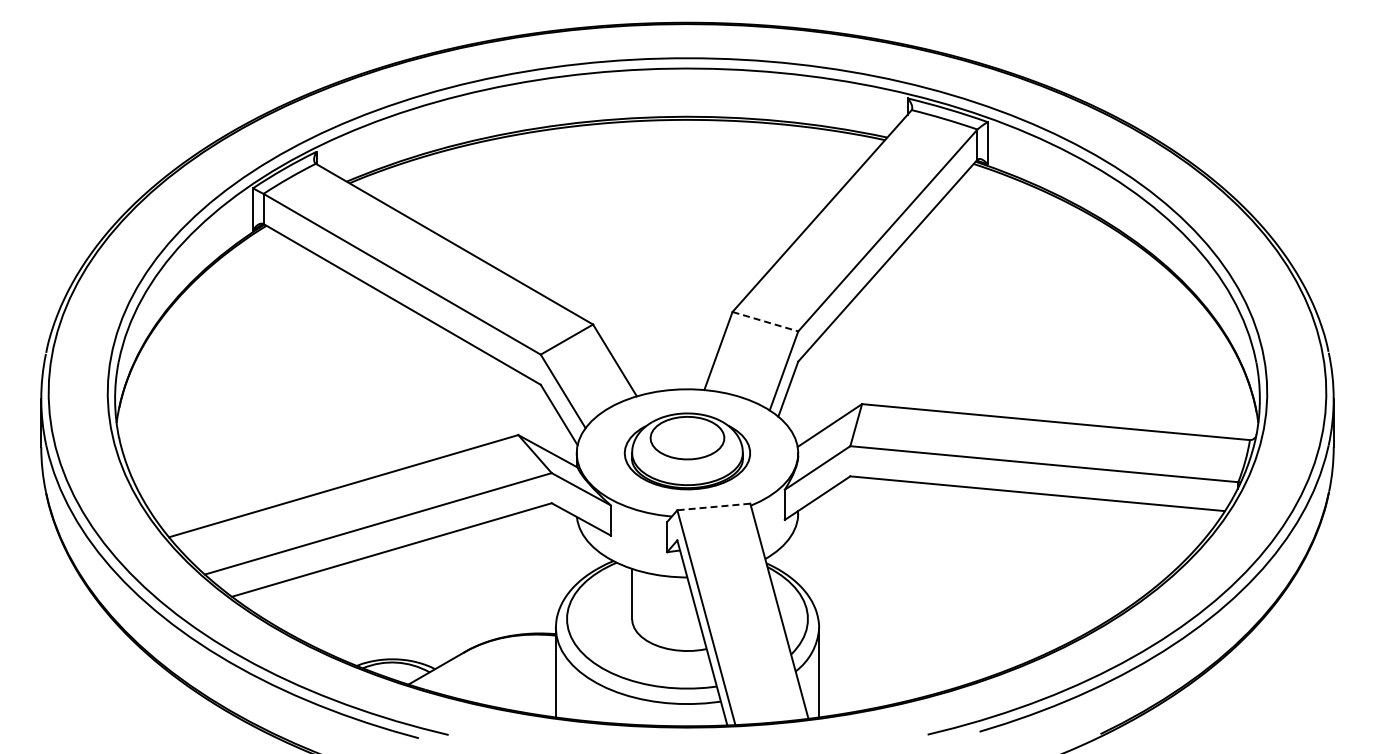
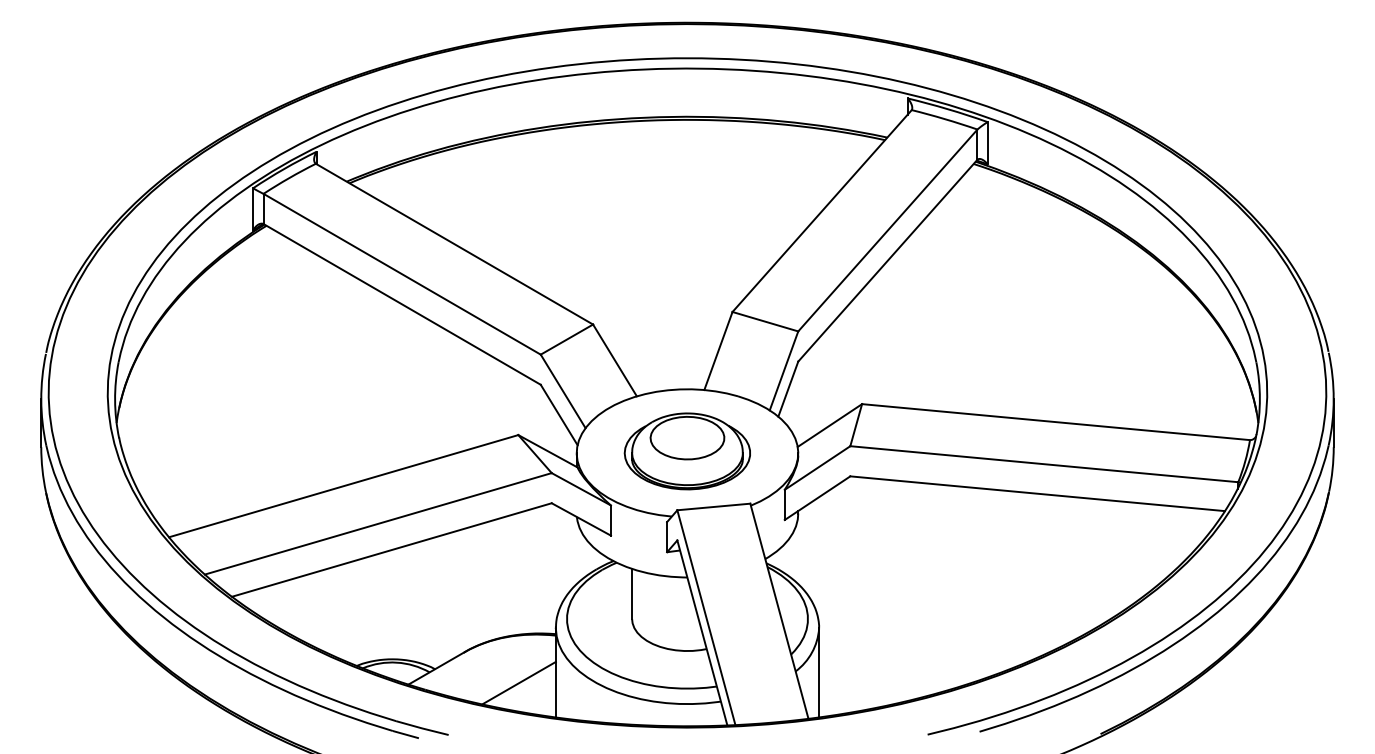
line: dashed -> solid (765, 321)
line: dashed -> solid (713, 506)
line: none -> present (518, 682)
